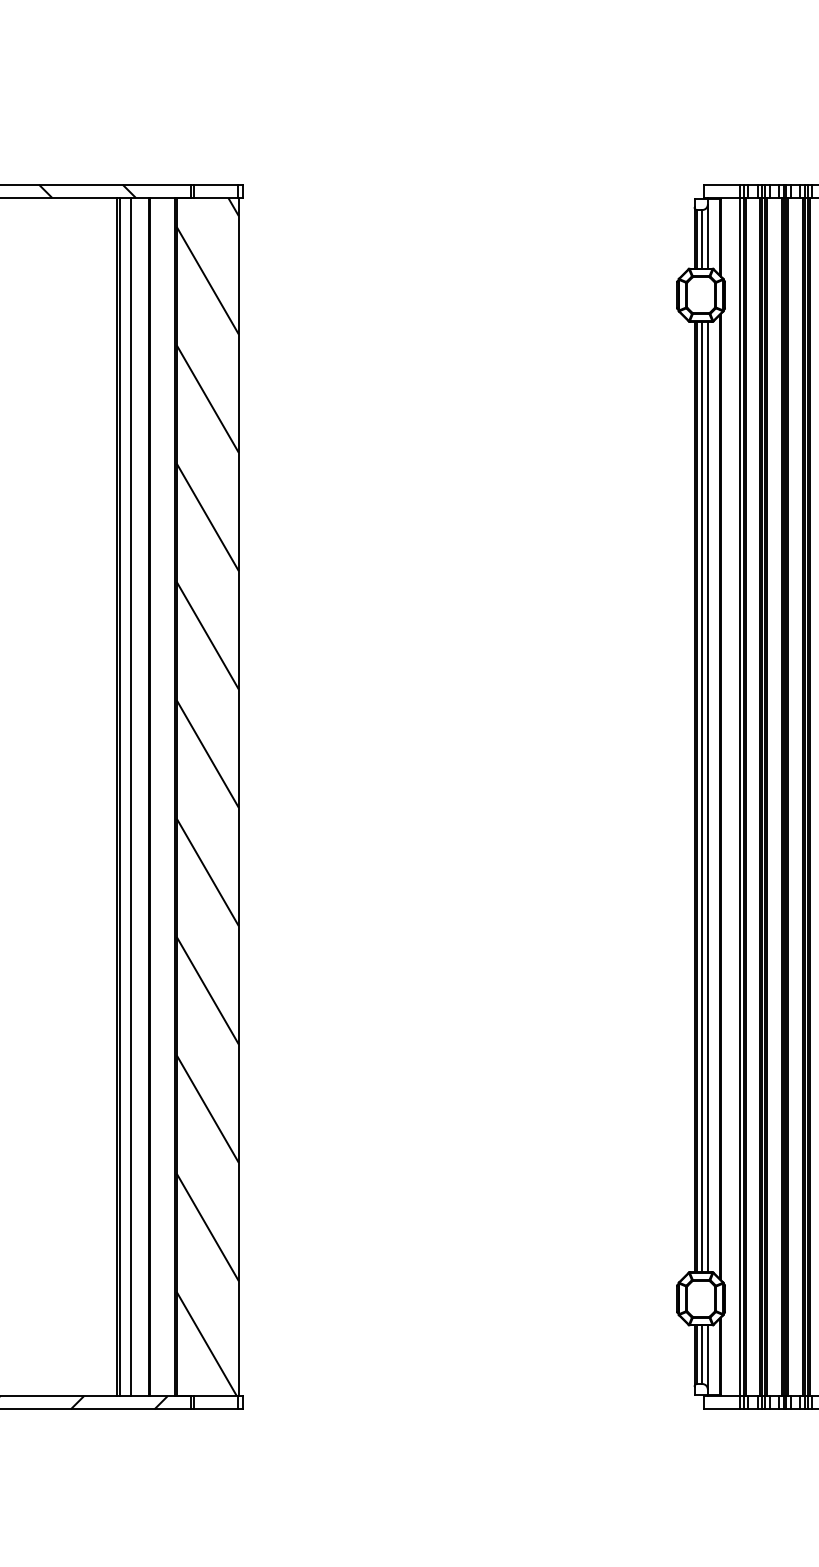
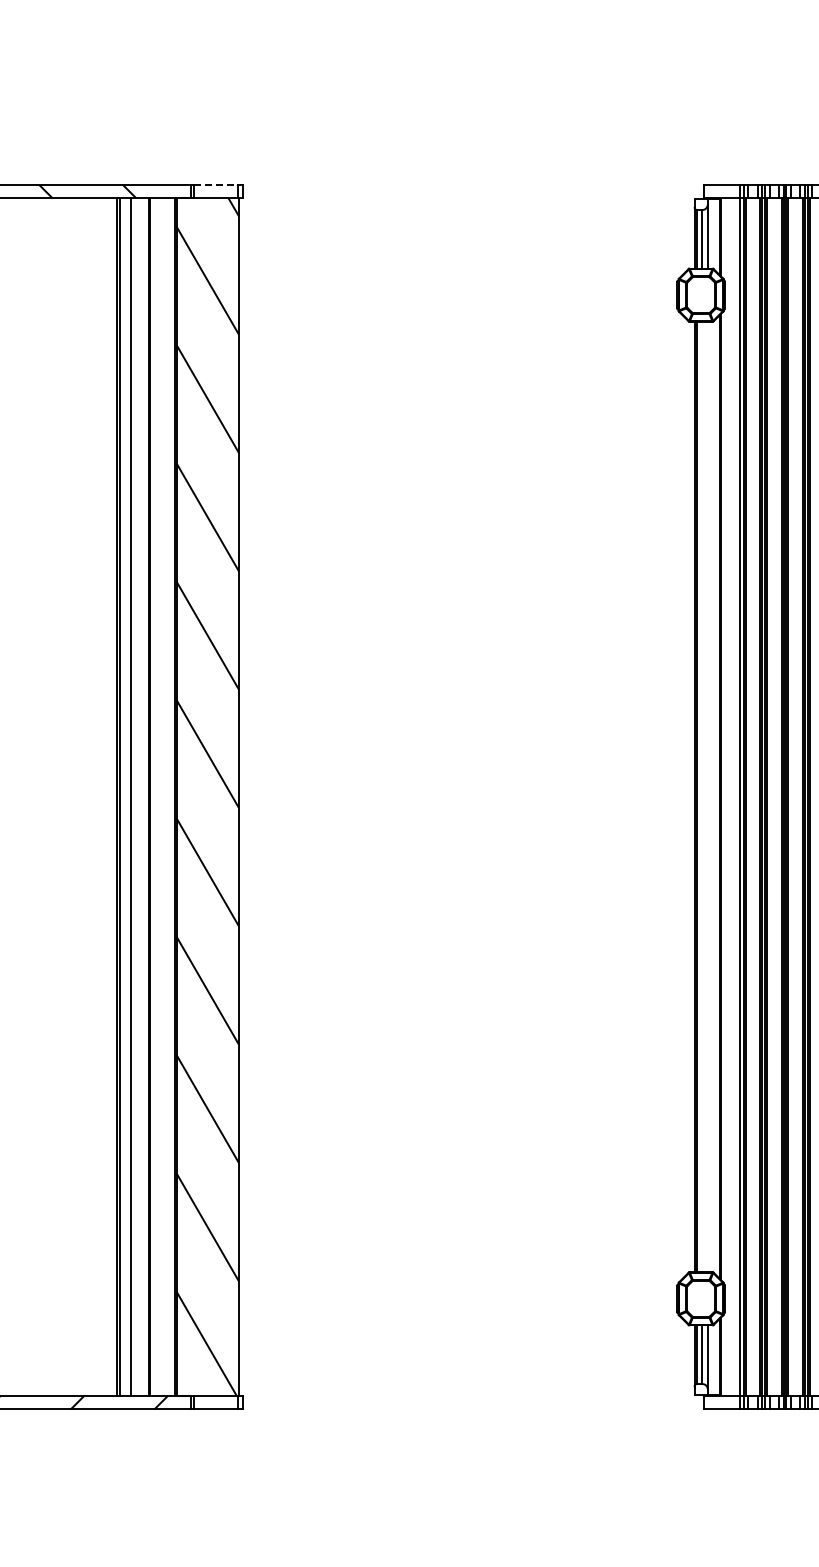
line: solid -> dashed (216, 184)
line: present -> none (702, 796)
line: present -> none (707, 796)
